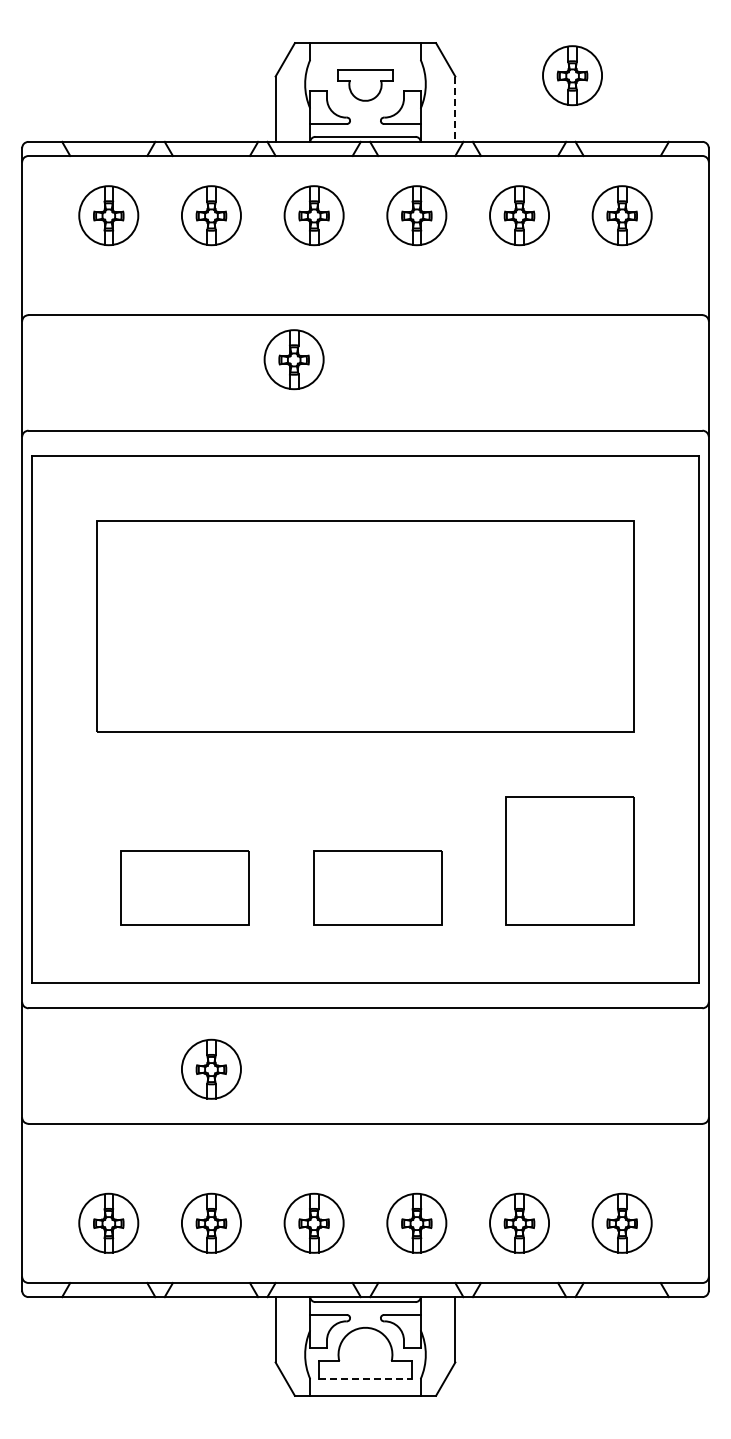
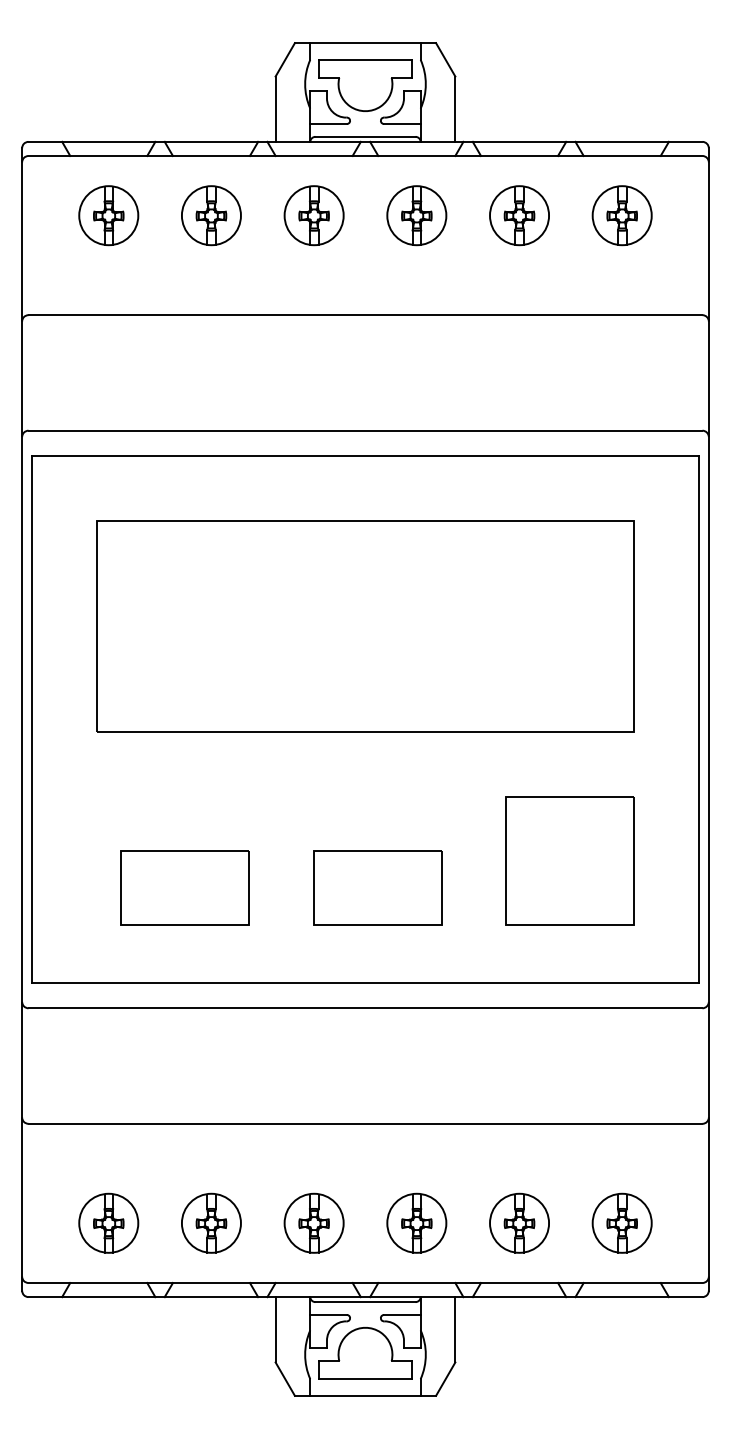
part: present -> none (572, 75)
part size: 57x33 px -> 95x53 px (365, 85)
line: dashed -> solid (455, 109)
part: present -> none (293, 359)
part: present -> none (211, 1068)
line: dashed -> solid (365, 1379)
